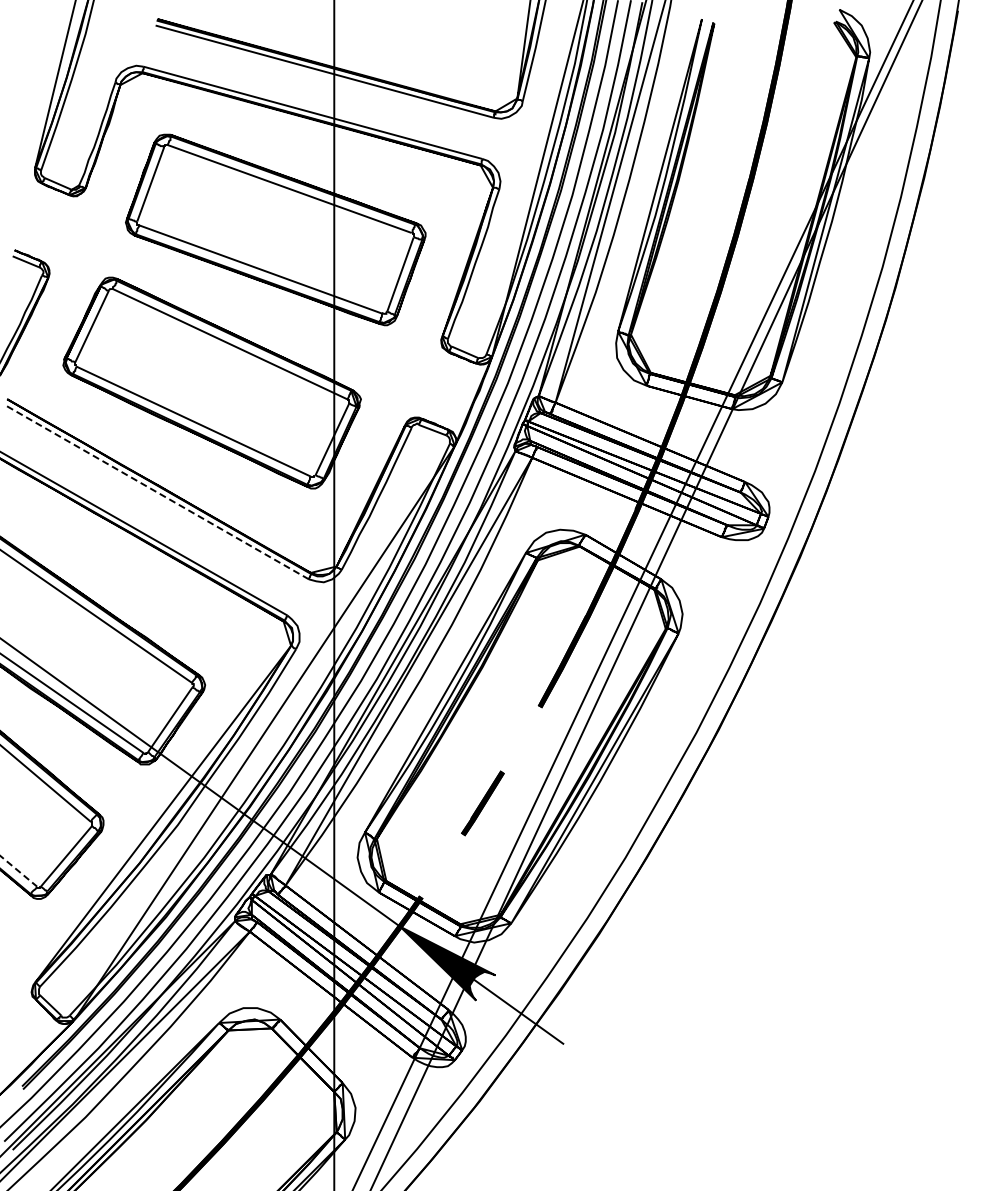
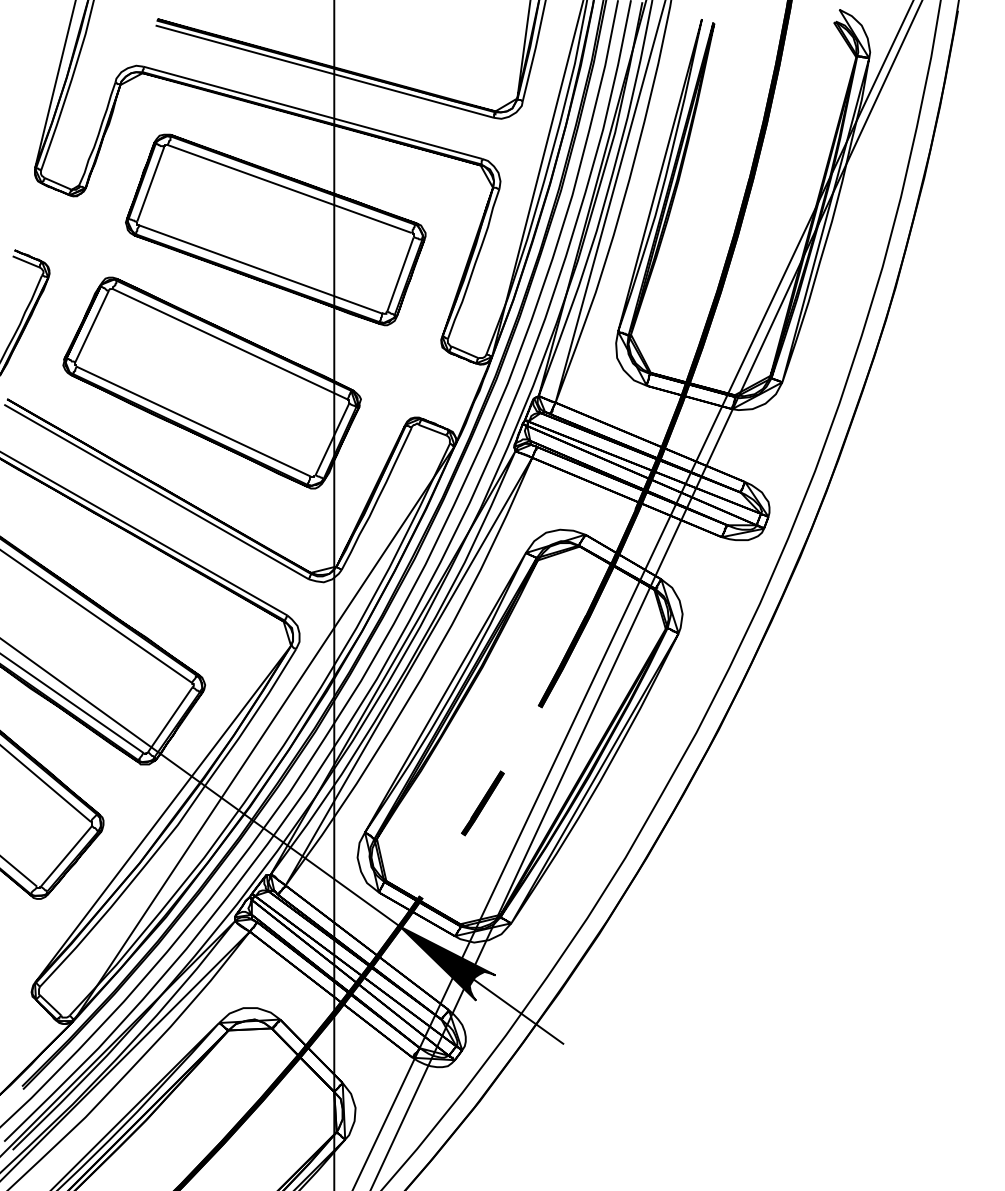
line: dashed -> solid (156, 492)
line: dashed -> solid (18, 871)
